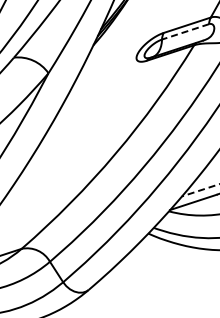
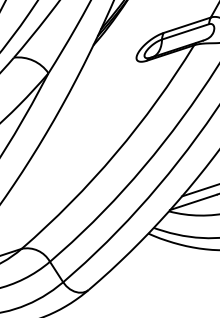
line: dashed -> solid (185, 31)
line: dashed -> solid (200, 190)
